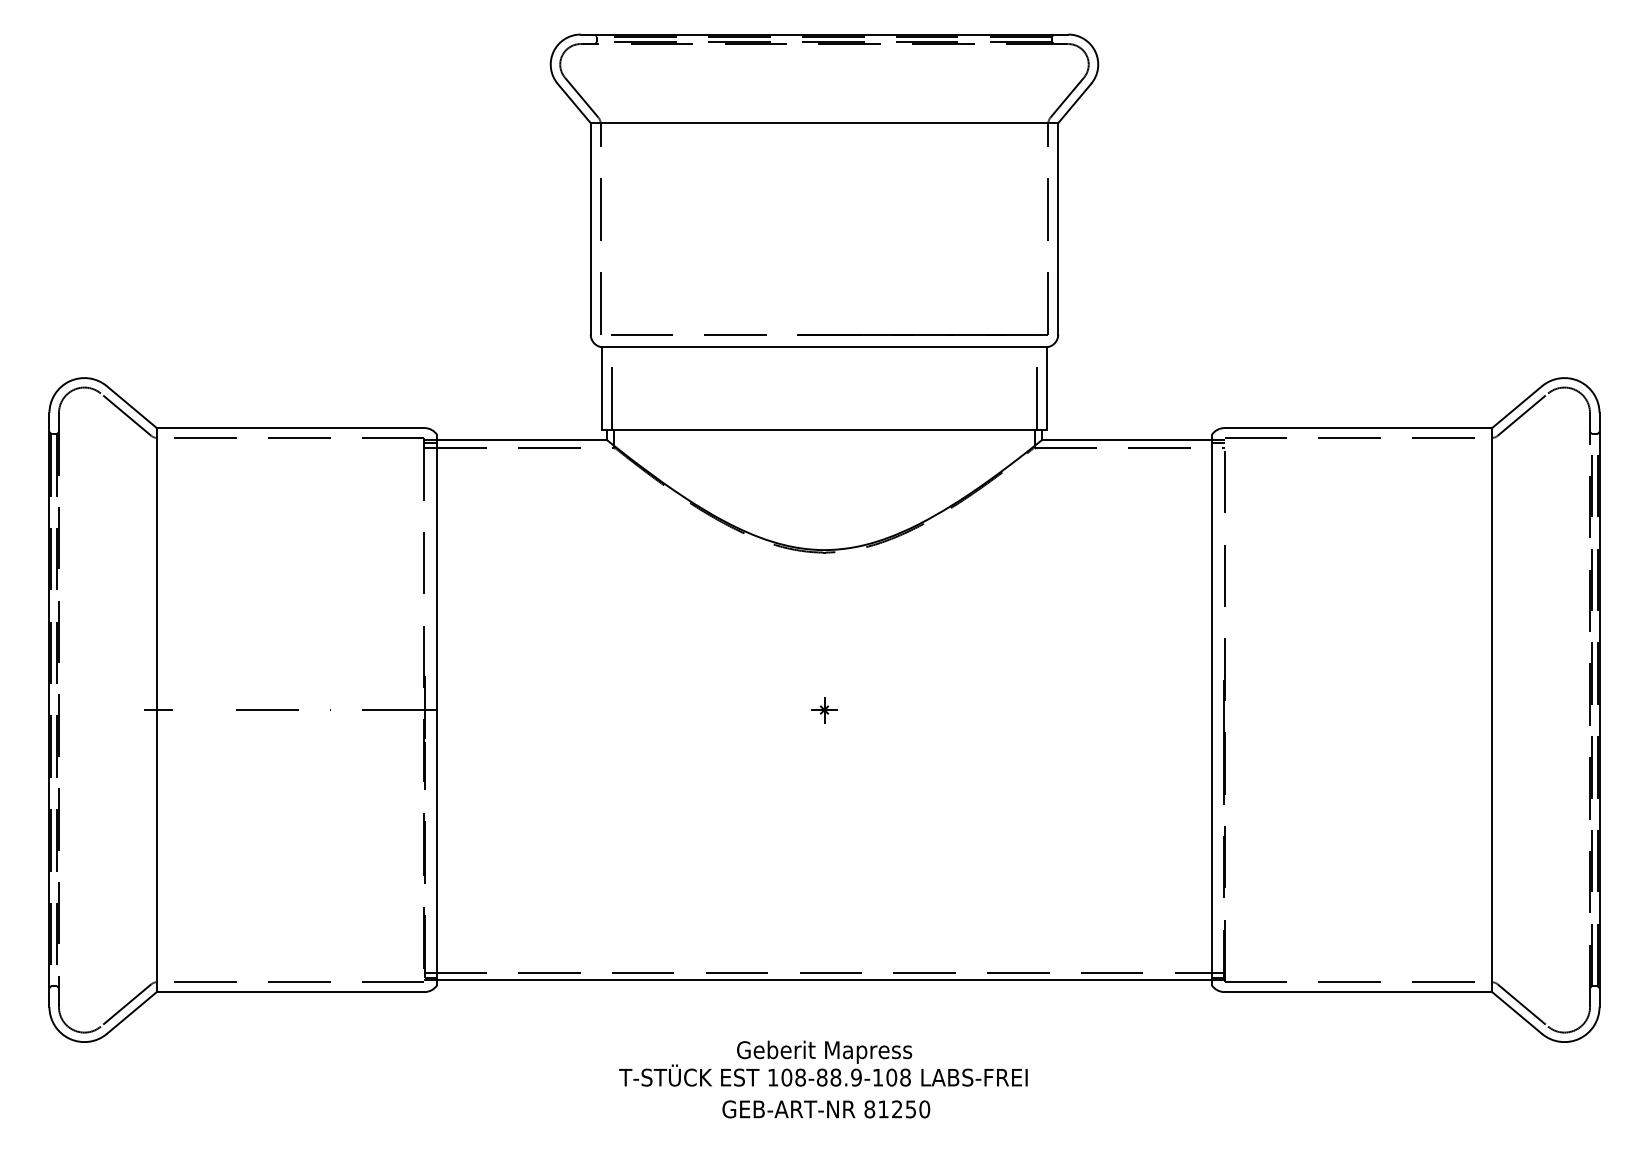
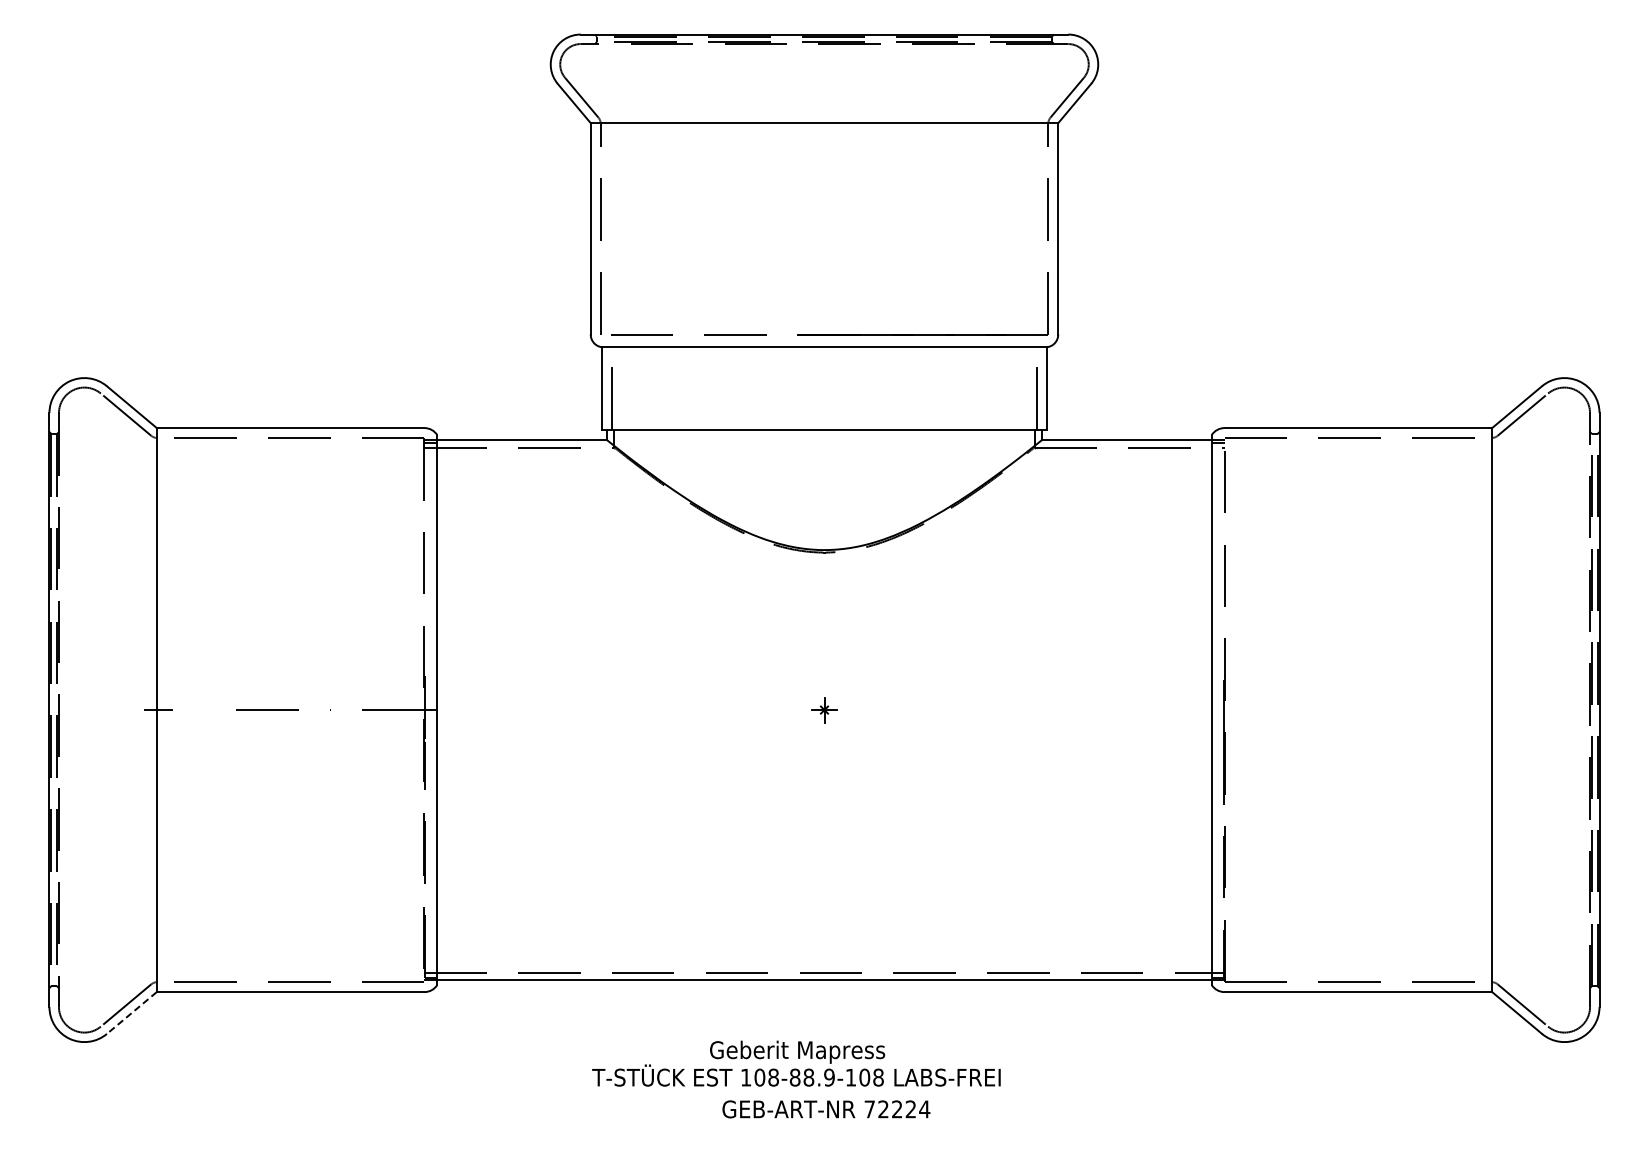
line: solid -> dashed (131, 1012)
text position: (823, 1063) -> (796, 1063) (796, 1063)
text: 81250 -> 72224 (897, 1109)
